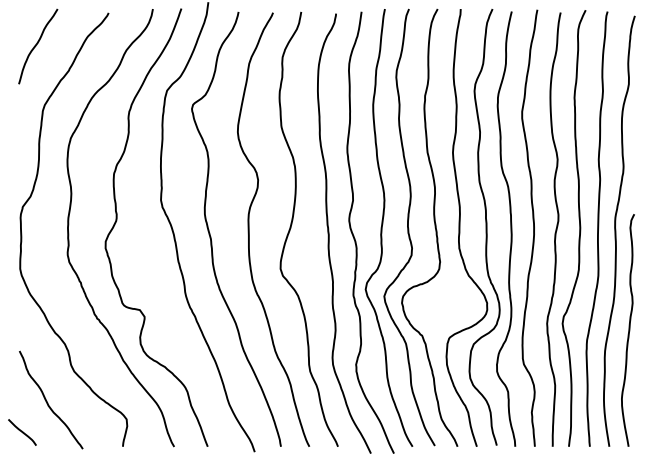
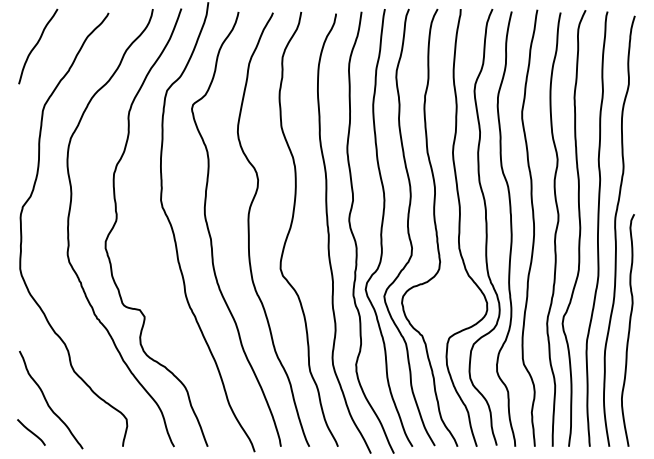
curve position: (22, 432) -> (31, 432) (31, 432)
